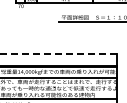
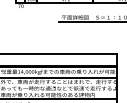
line: dashed -> solid (59, 53)
